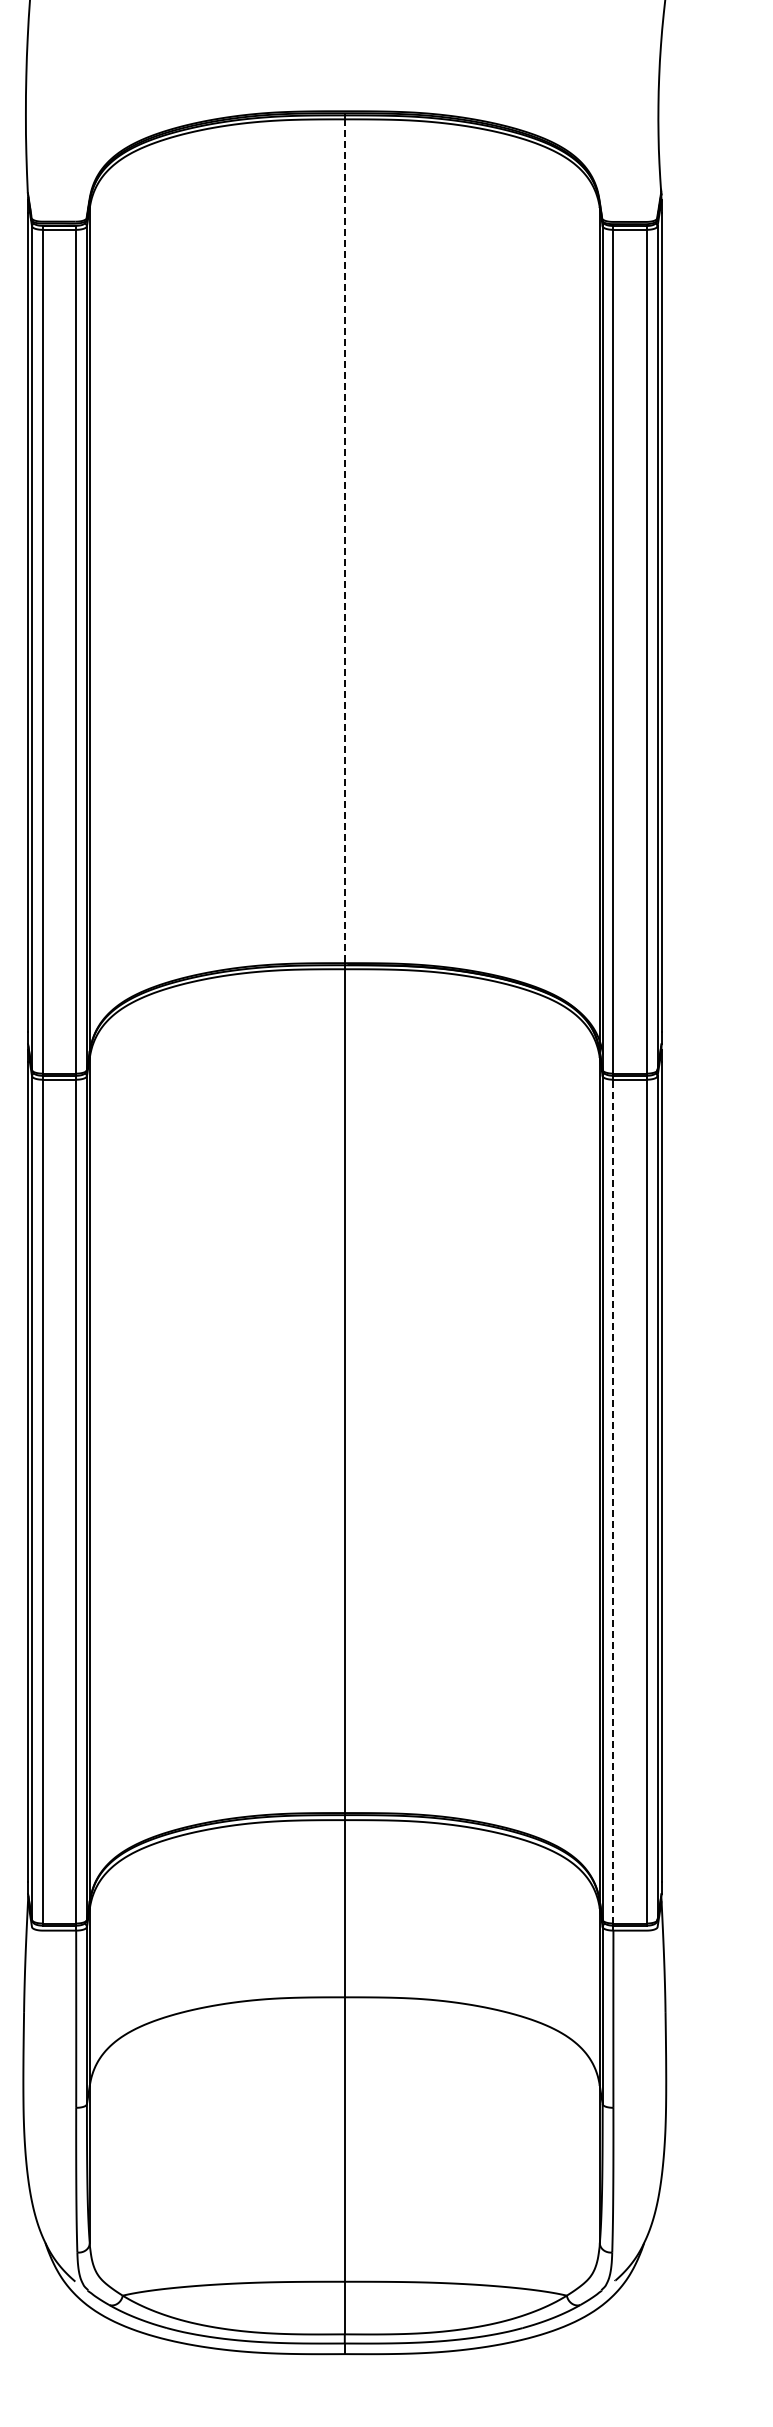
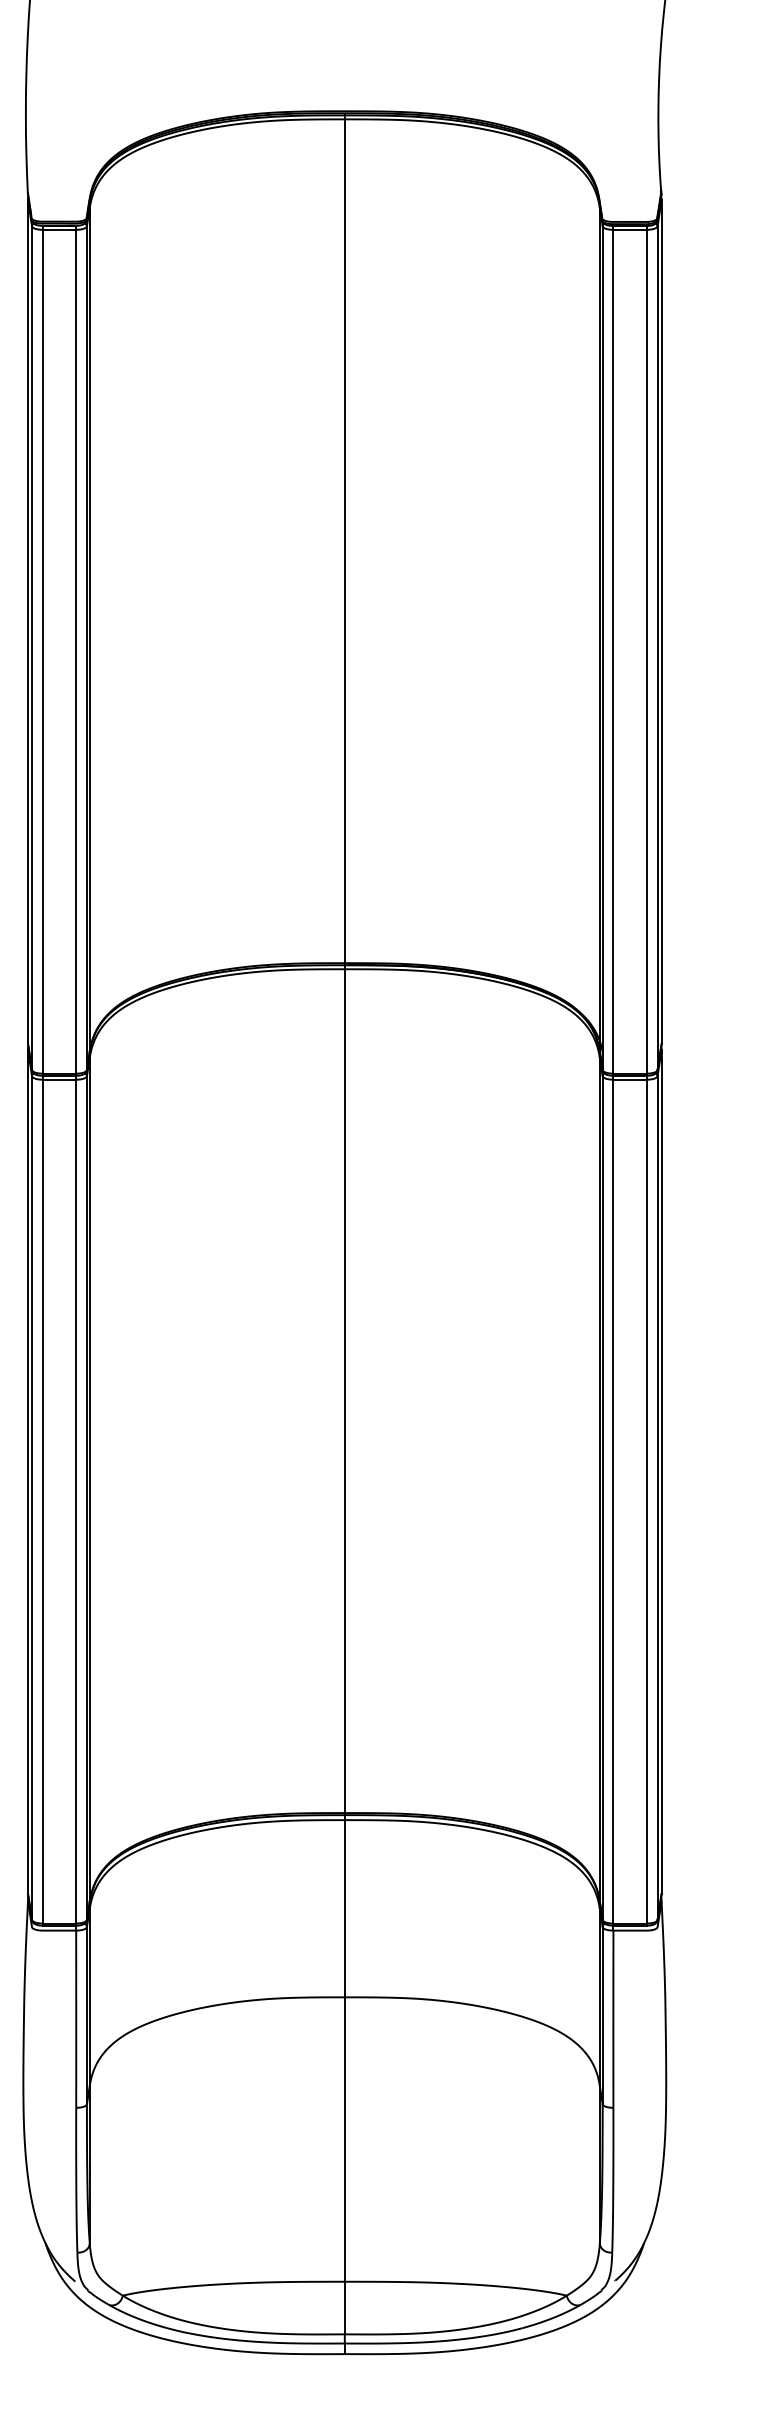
line: dashed -> solid (344, 541)
line: dashed -> solid (613, 1501)
